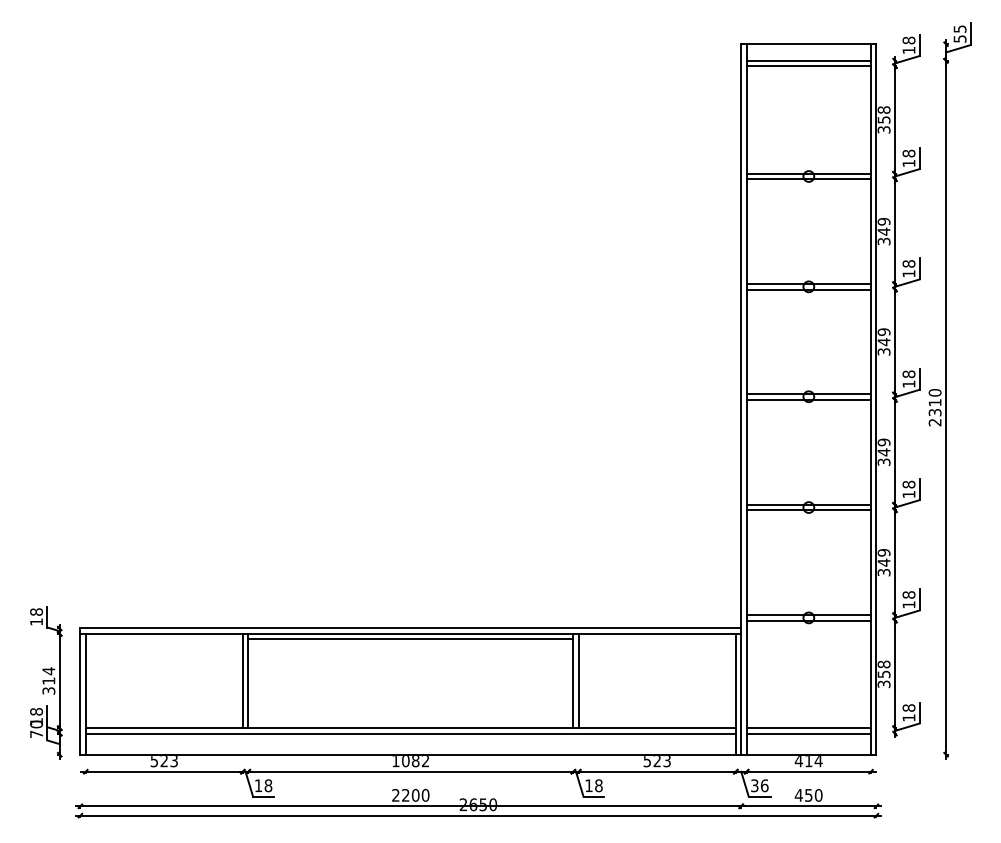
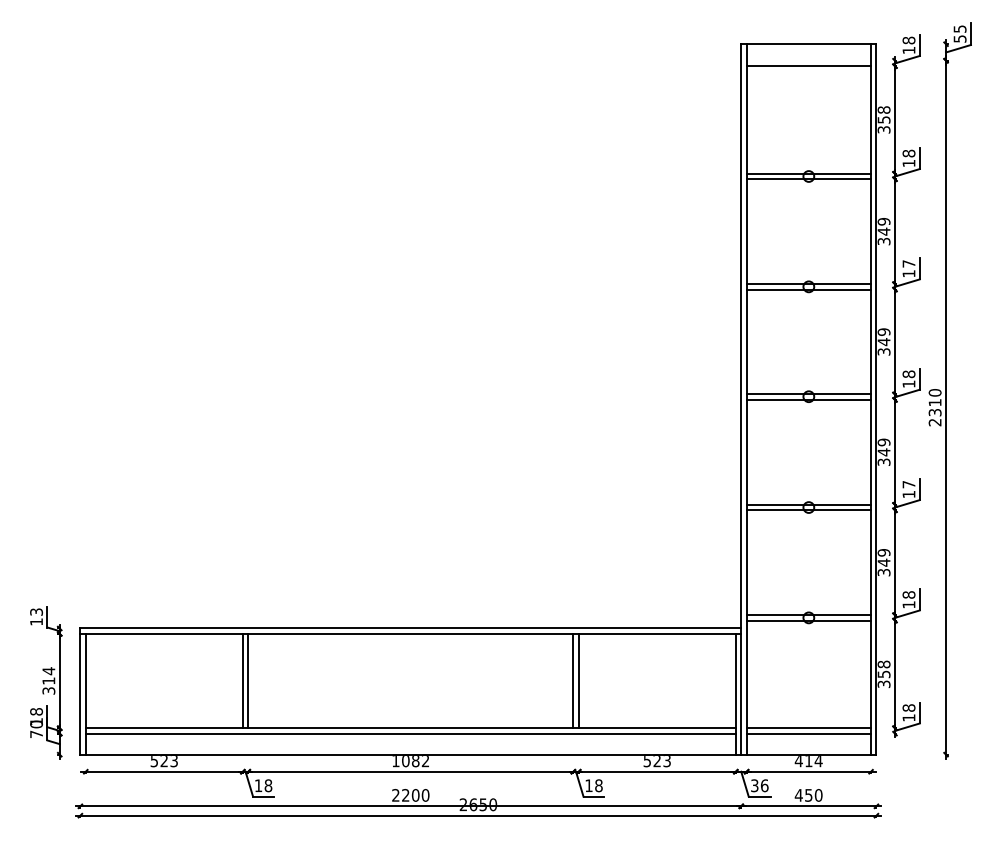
line: present -> none (808, 60)
text: 18 -> 17 (908, 263)
text: 18 -> 17 (908, 484)
text: 18 -> 13 (36, 611)
line: present -> none (410, 639)
